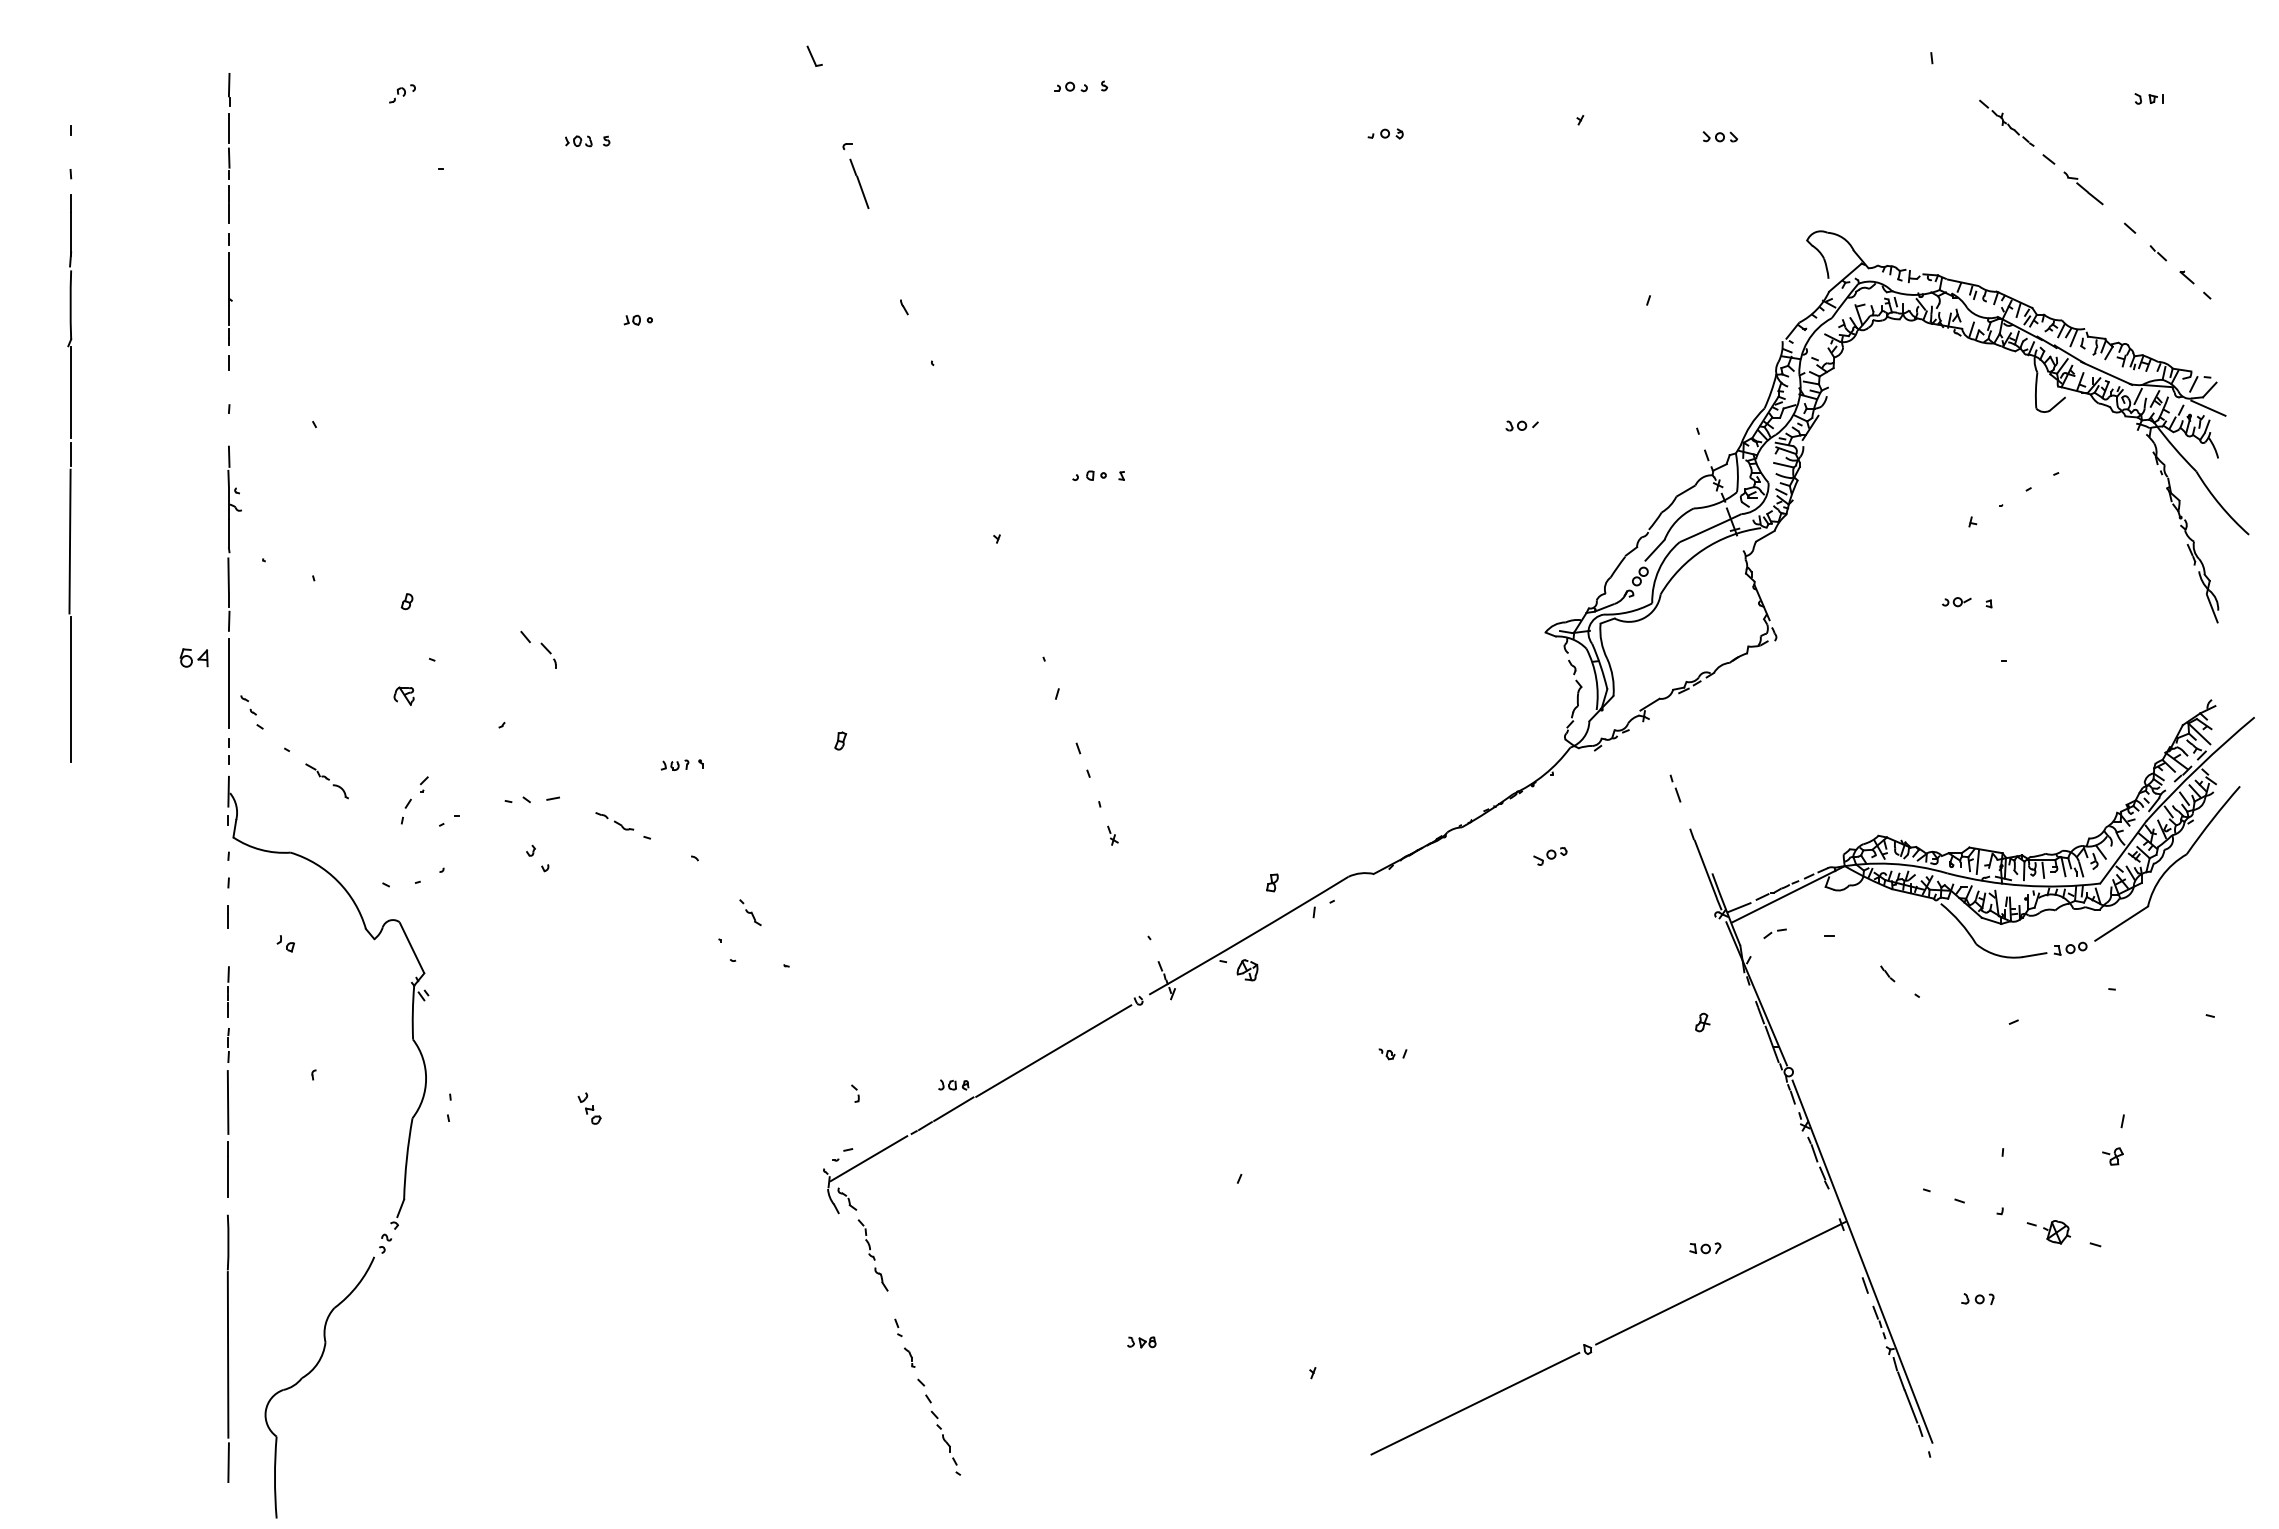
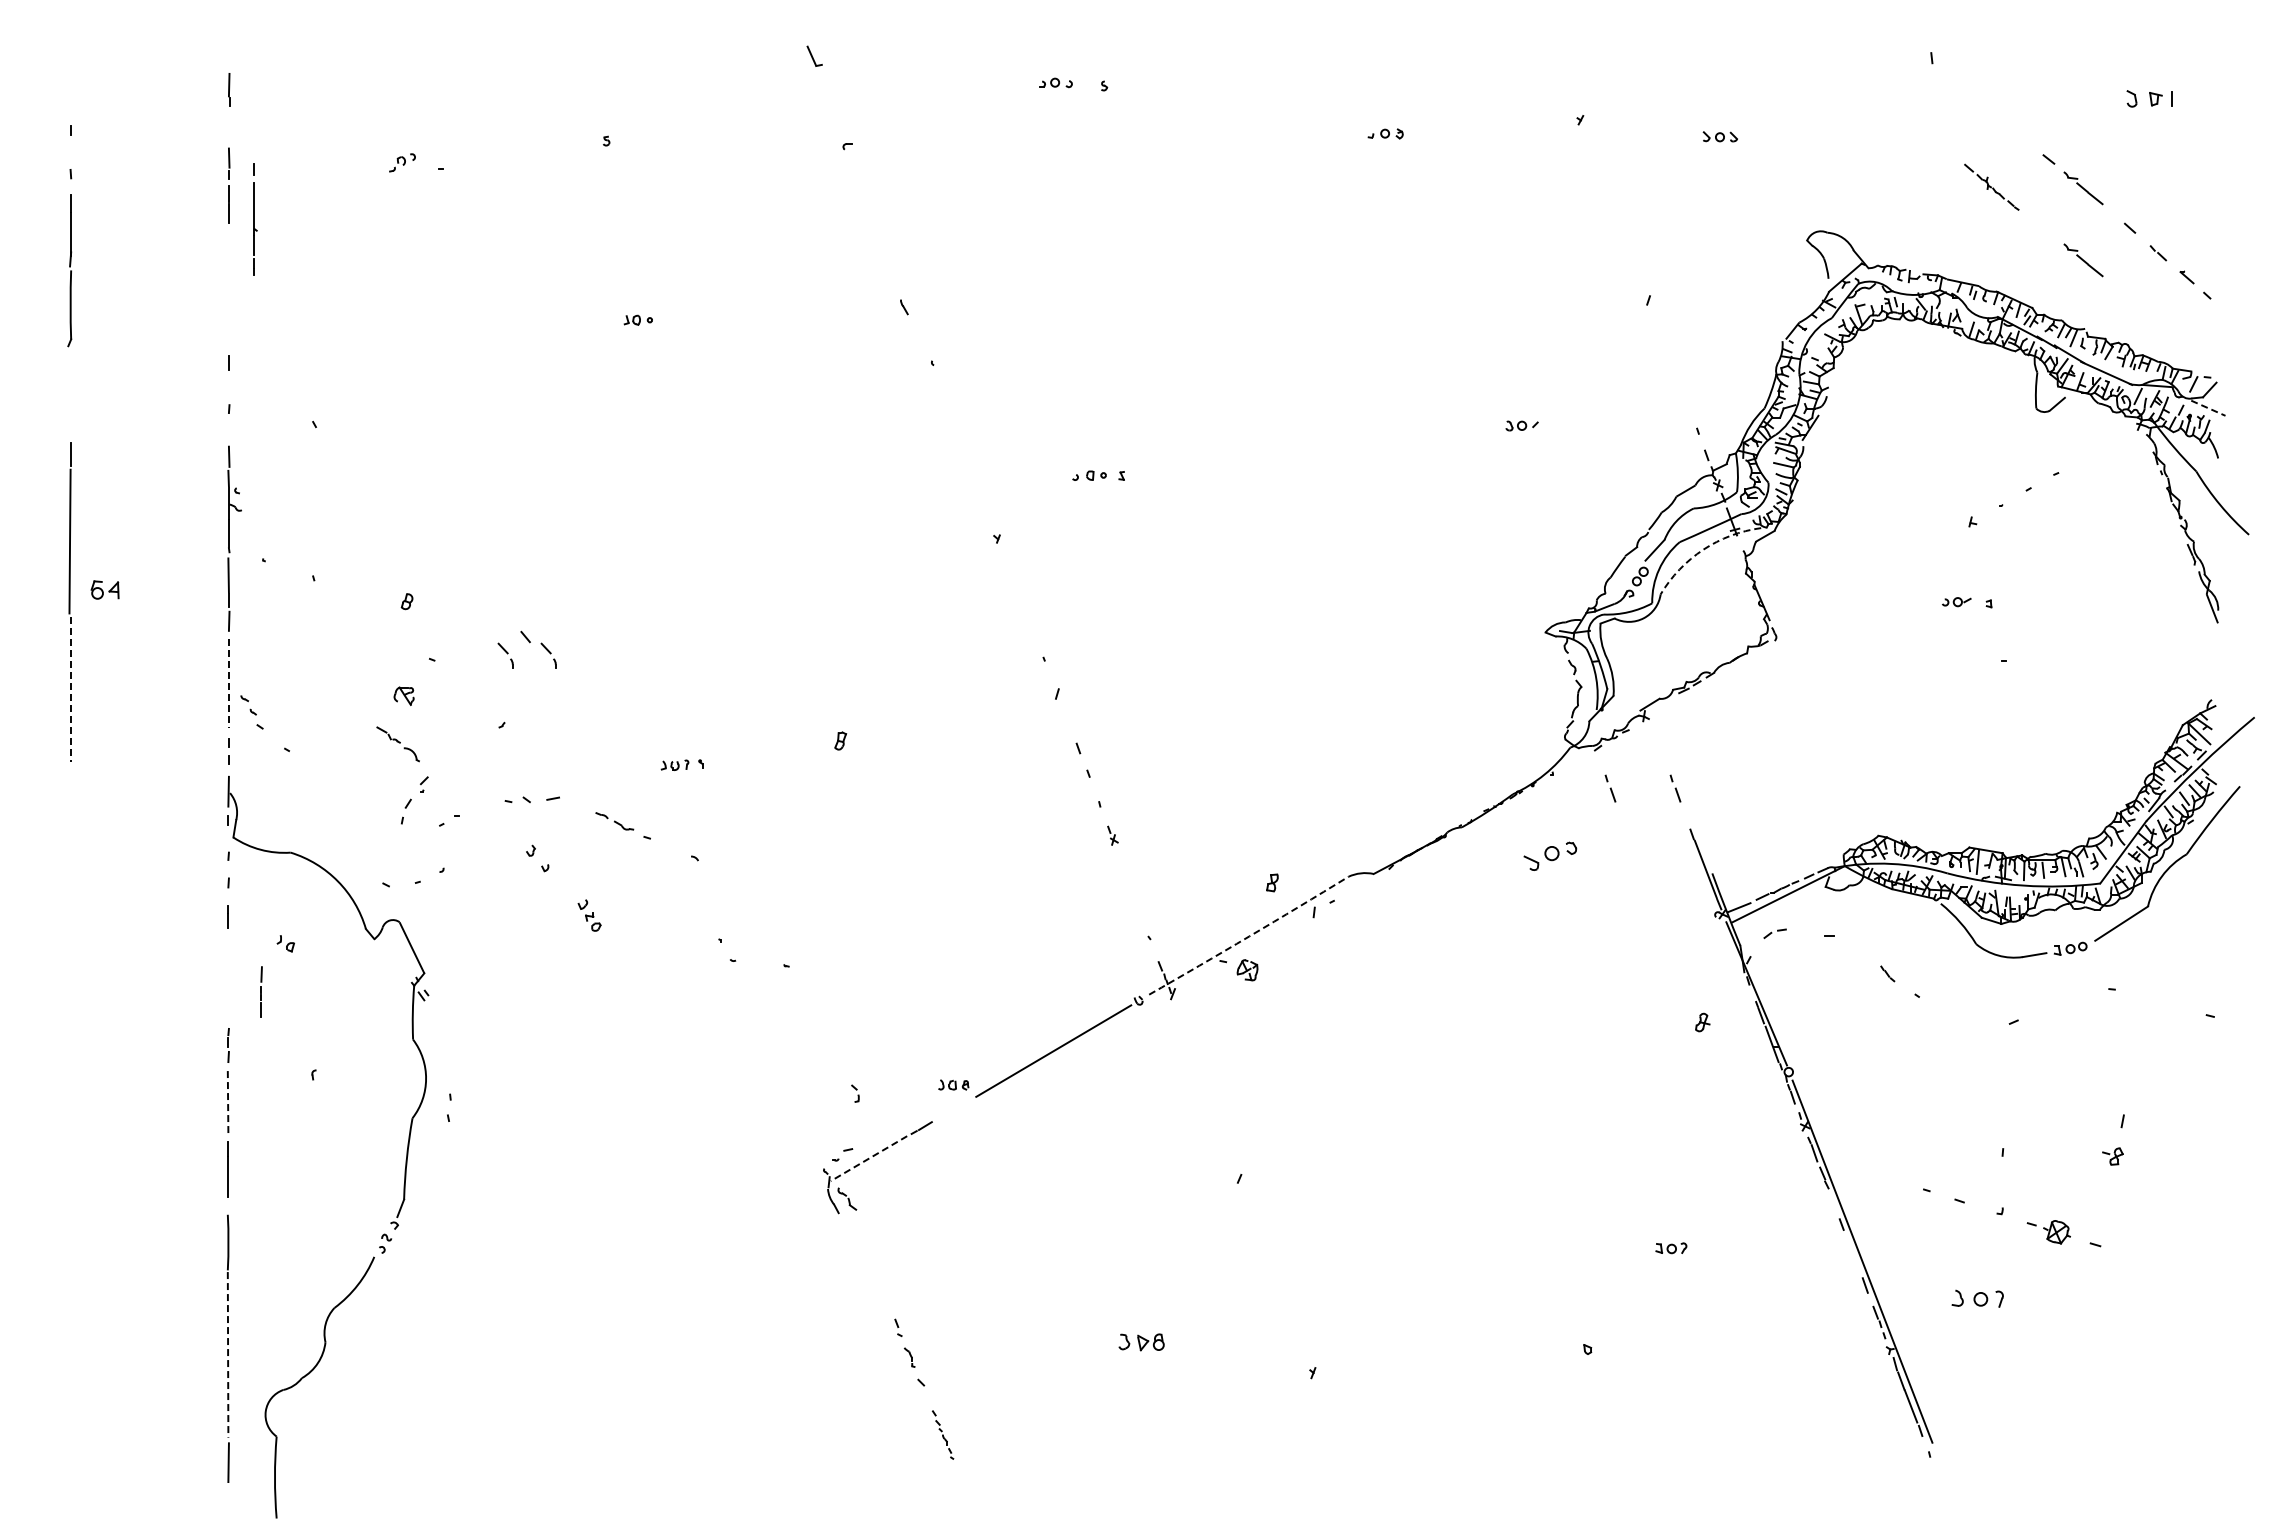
part position: (1070, 86) -> (1055, 82) (1055, 82)
part position: (402, 93) -> (402, 162) (402, 162)
part size: 30x12 px -> 47x18 px (2149, 98)
part position: (2006, 122) -> (1991, 186) (1991, 186)
line: present -> none (228, 127)
part: present -> none (578, 141)
line: present -> none (859, 183)
part: none -> present (2083, 260)
part position: (230, 289) -> (255, 219) (255, 219)
line: present -> none (70, 392)
line: solid -> dashed (2208, 408)
arc: solid -> dashed (1703, 549)
part: none -> present (505, 655)
part position: (193, 657) -> (104, 589) (104, 589)
line: solid -> dashed (228, 683)
line: solid -> dashed (70, 689)
part position: (326, 781) -> (397, 744) (397, 744)
part: none -> present (1610, 788)
part size: 35x19 px -> 55x30 px (1550, 855)
part: present -> none (750, 912)
arc: solid -> dashed (1249, 936)
line position: (228, 991) -> (261, 991) (261, 991)
part: present -> none (1392, 1054)
line: solid -> dashed (228, 1102)
part position: (589, 1108) -> (589, 915) (589, 915)
line: present -> none (953, 1109)
line: solid -> dashed (868, 1158)
part position: (1705, 1248) -> (1671, 1248) (1671, 1248)
part: present -> none (872, 1255)
line: present -> none (1720, 1283)
part size: 34x13 px -> 53x19 px (1977, 1298)
part size: 30x13 px -> 47x19 px (1141, 1342)
line: solid -> dashed (228, 1354)
line: present -> none (1475, 1403)
part size: 36x82 px -> 24x50 px (942, 1434)
